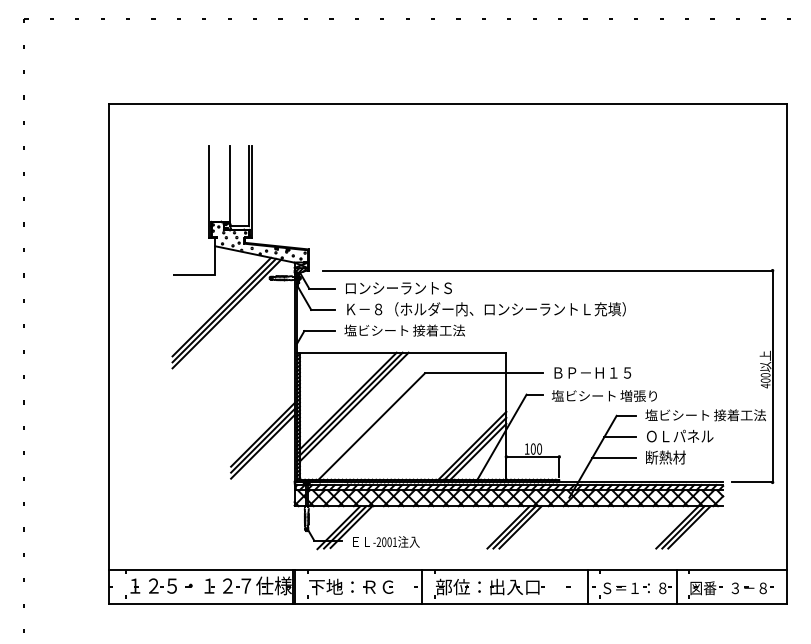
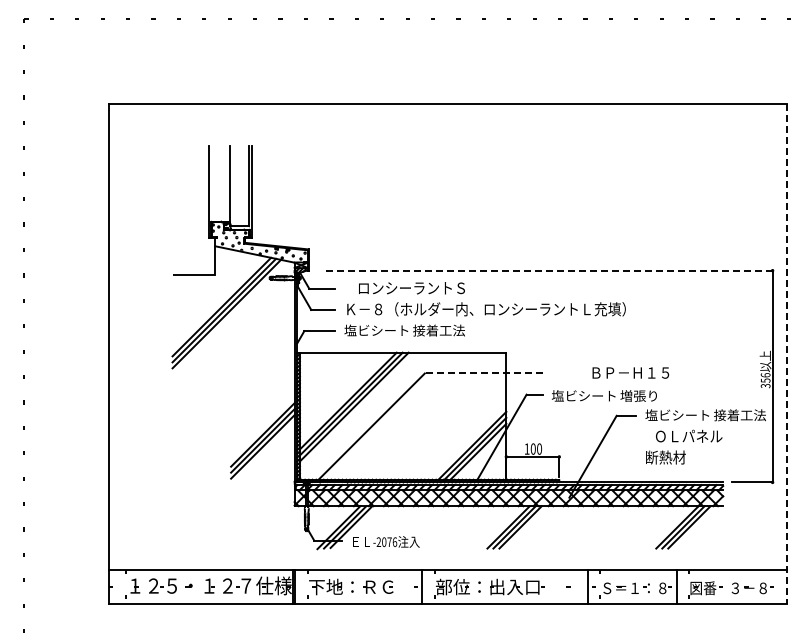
line: solid -> dashed (547, 270)
text position: (398, 288) -> (411, 288) (411, 288)
line: solid -> dashed (786, 353)
text position: (592, 372) -> (630, 372) (630, 372)
line: solid -> dashed (483, 373)
text: 400 -> 356 (765, 380)
text position: (680, 435) -> (689, 435) (689, 435)
line: present -> none (620, 437)
line: present -> none (614, 458)
text: -2001 -> -2076 (392, 542)
